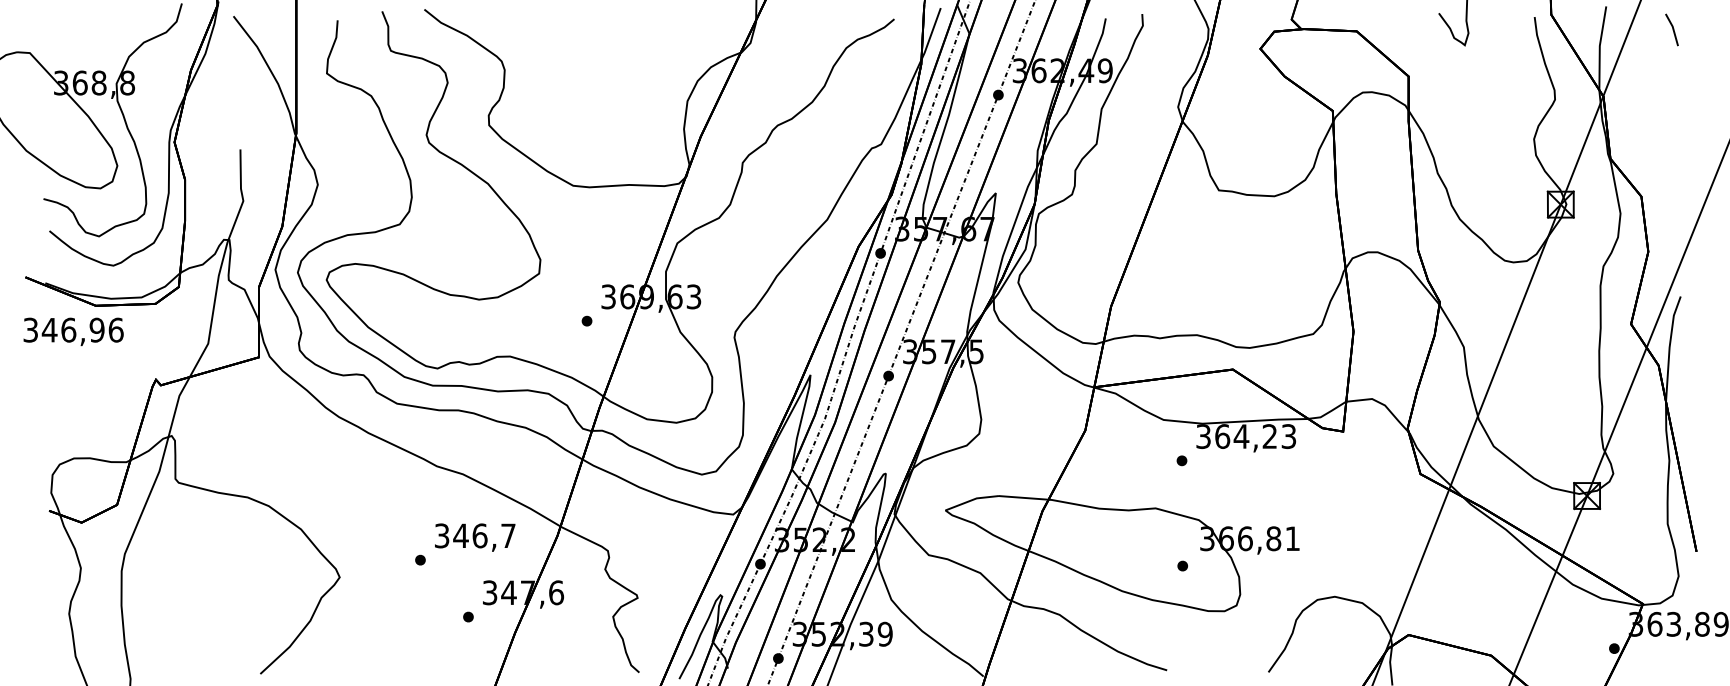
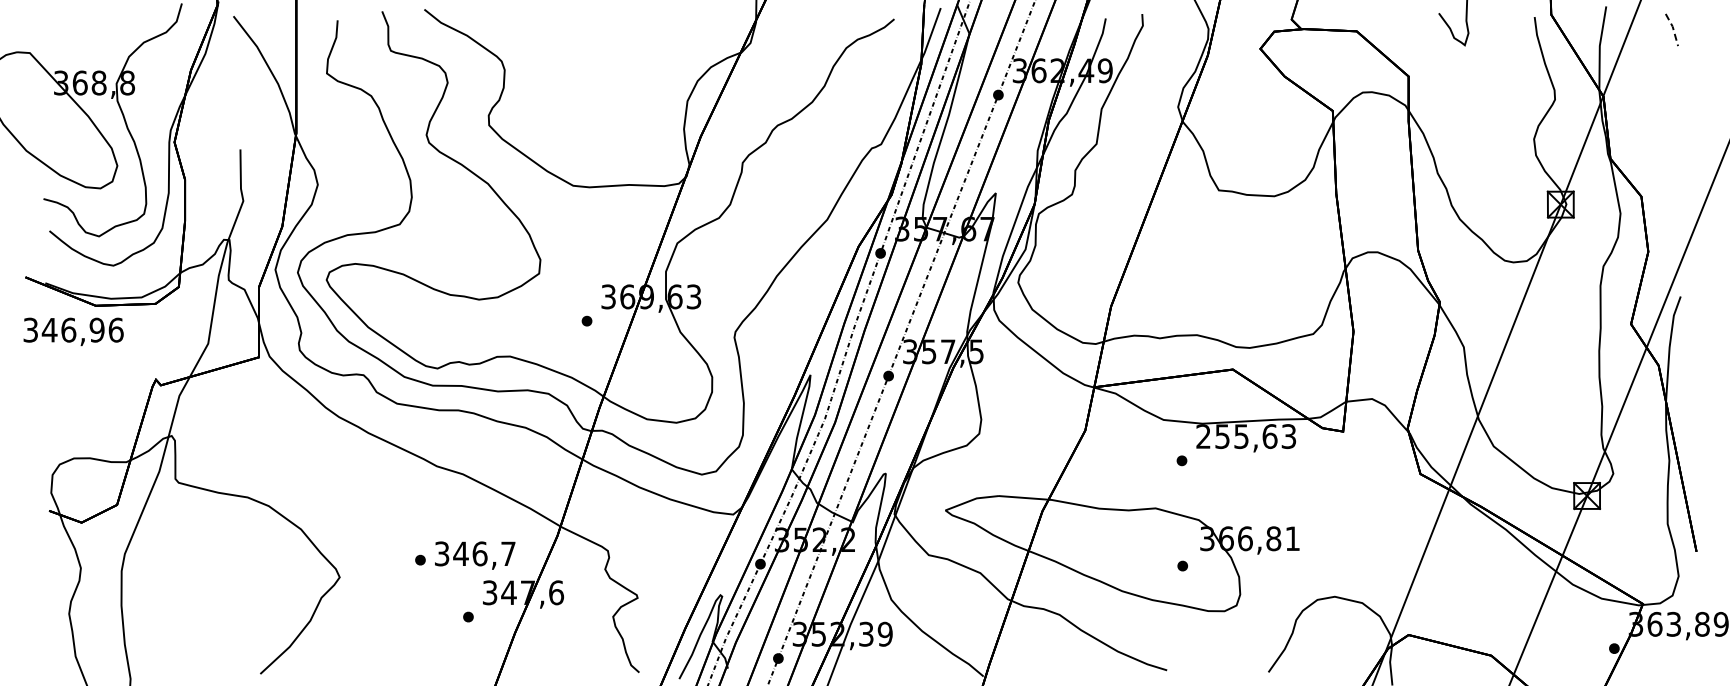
line: solid -> dashed (1673, 29)
text: 364,23 -> 255,63 (1236, 436)
text position: (475, 537) -> (475, 555) (475, 555)
